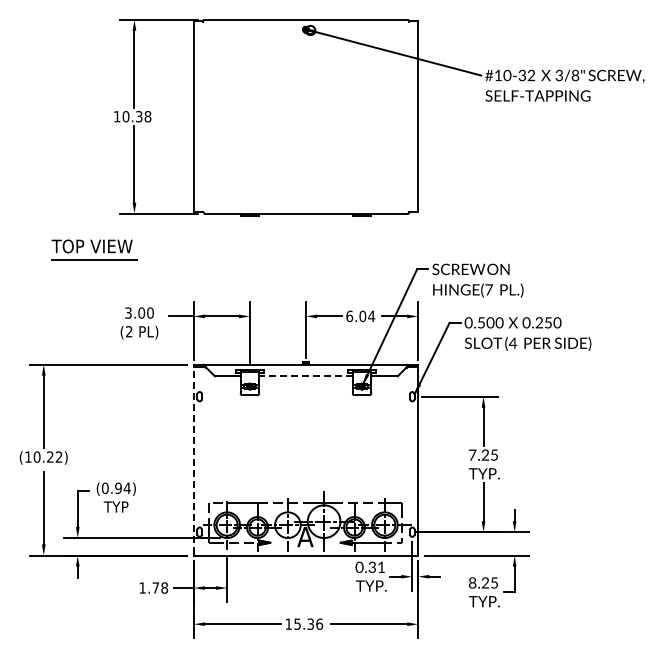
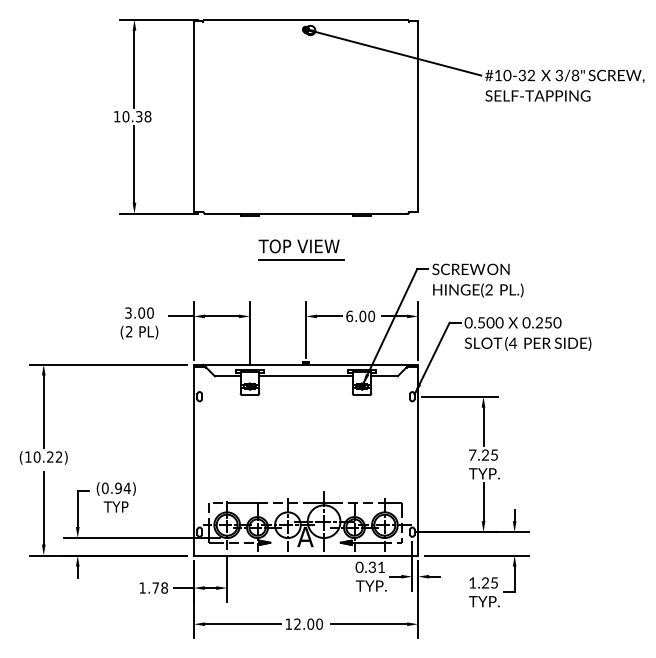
part position: (94, 249) -> (301, 249) (301, 249)
text: (7 -> (2 (488, 289)
text: 6.04 -> 6.00 (371, 316)
line: dashed -> solid (306, 376)
line: dashed -> solid (193, 459)
text: 8.25 -> 1.25 (472, 582)
text: 15.36 -> 12.00 (308, 623)
